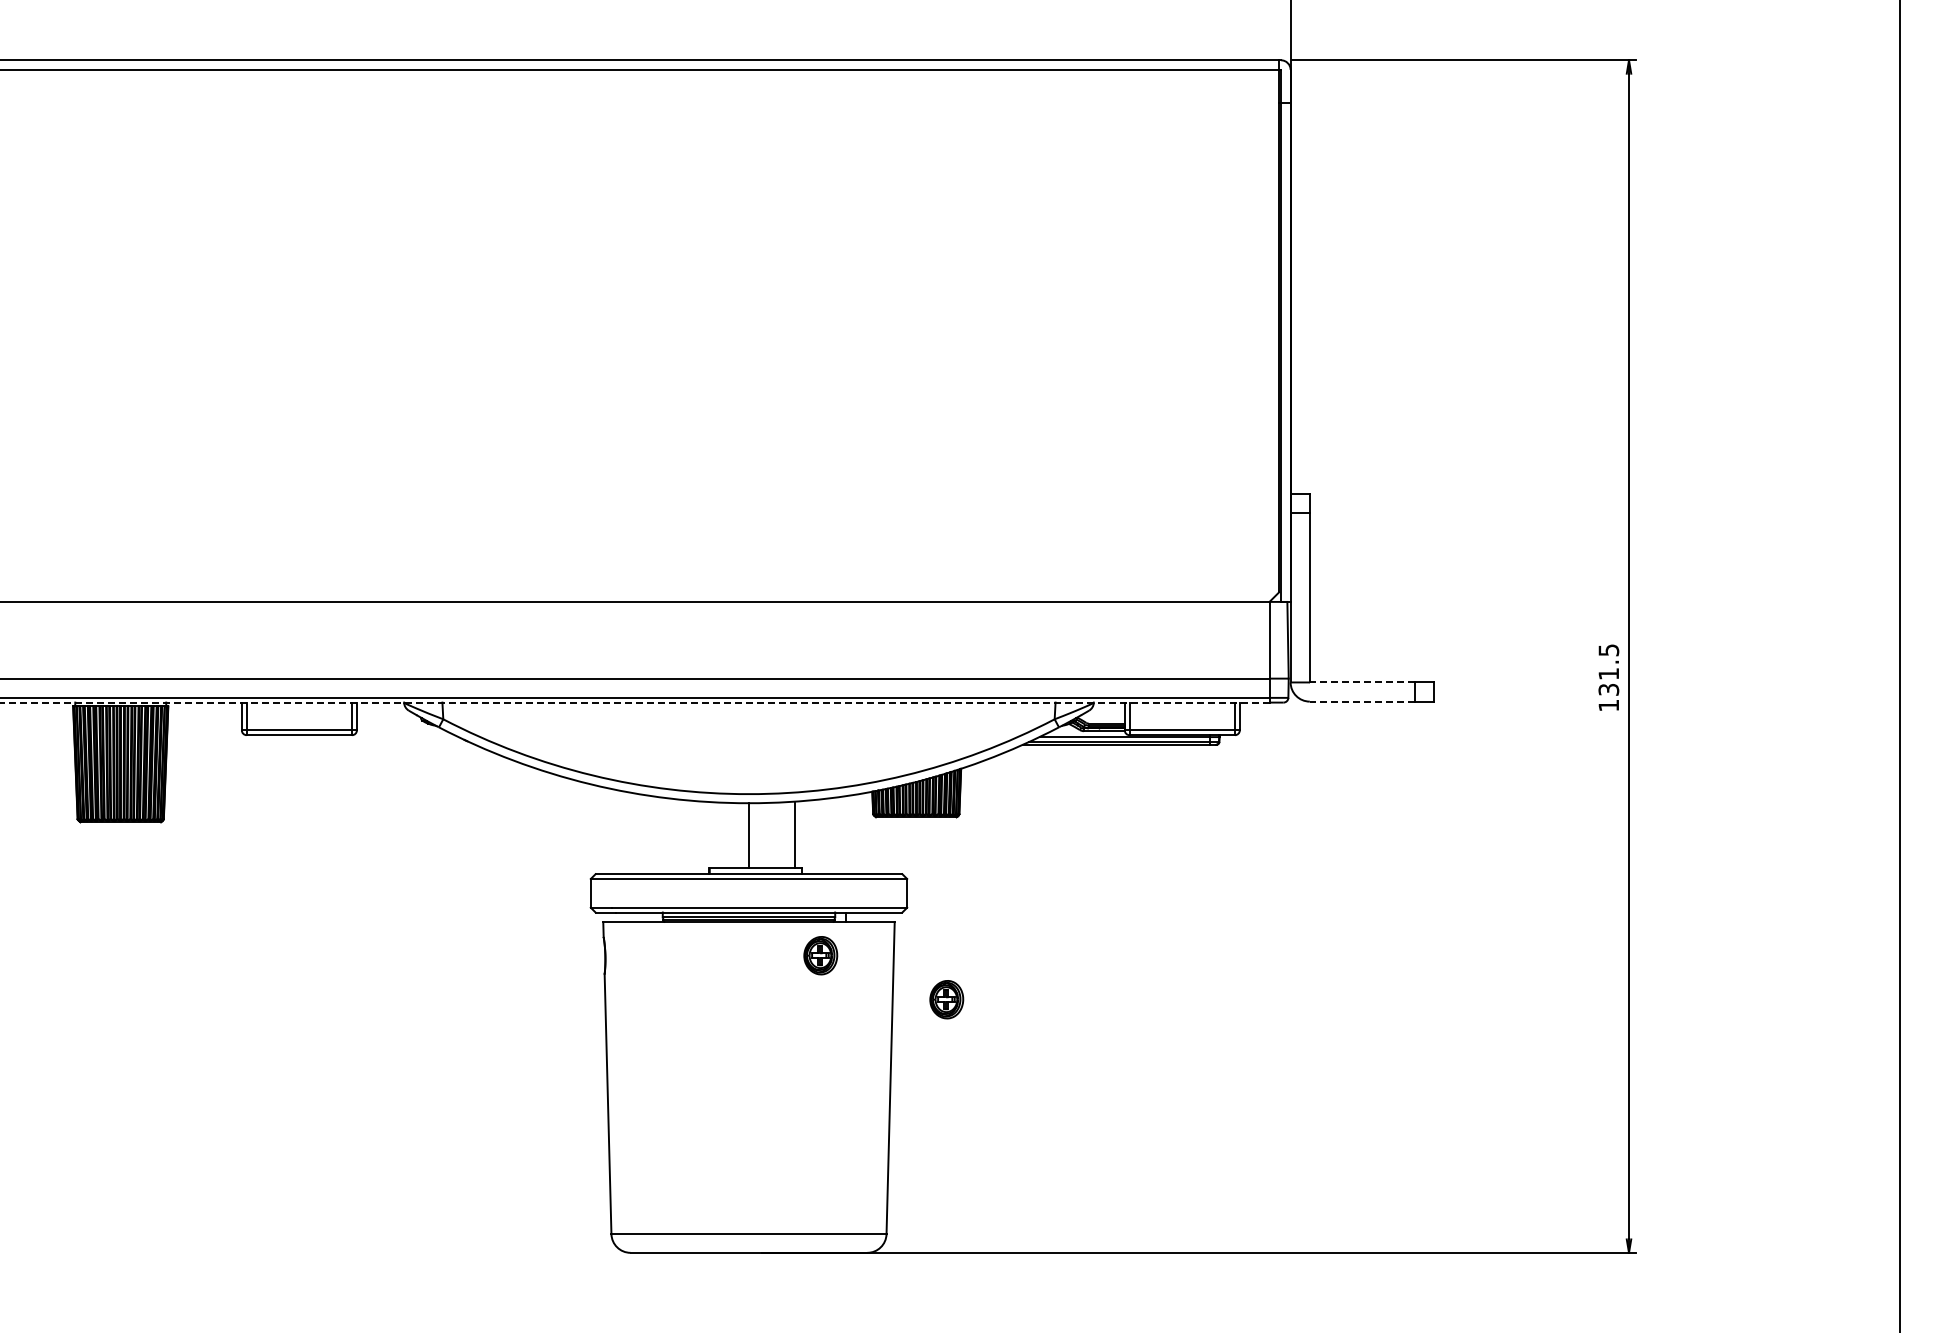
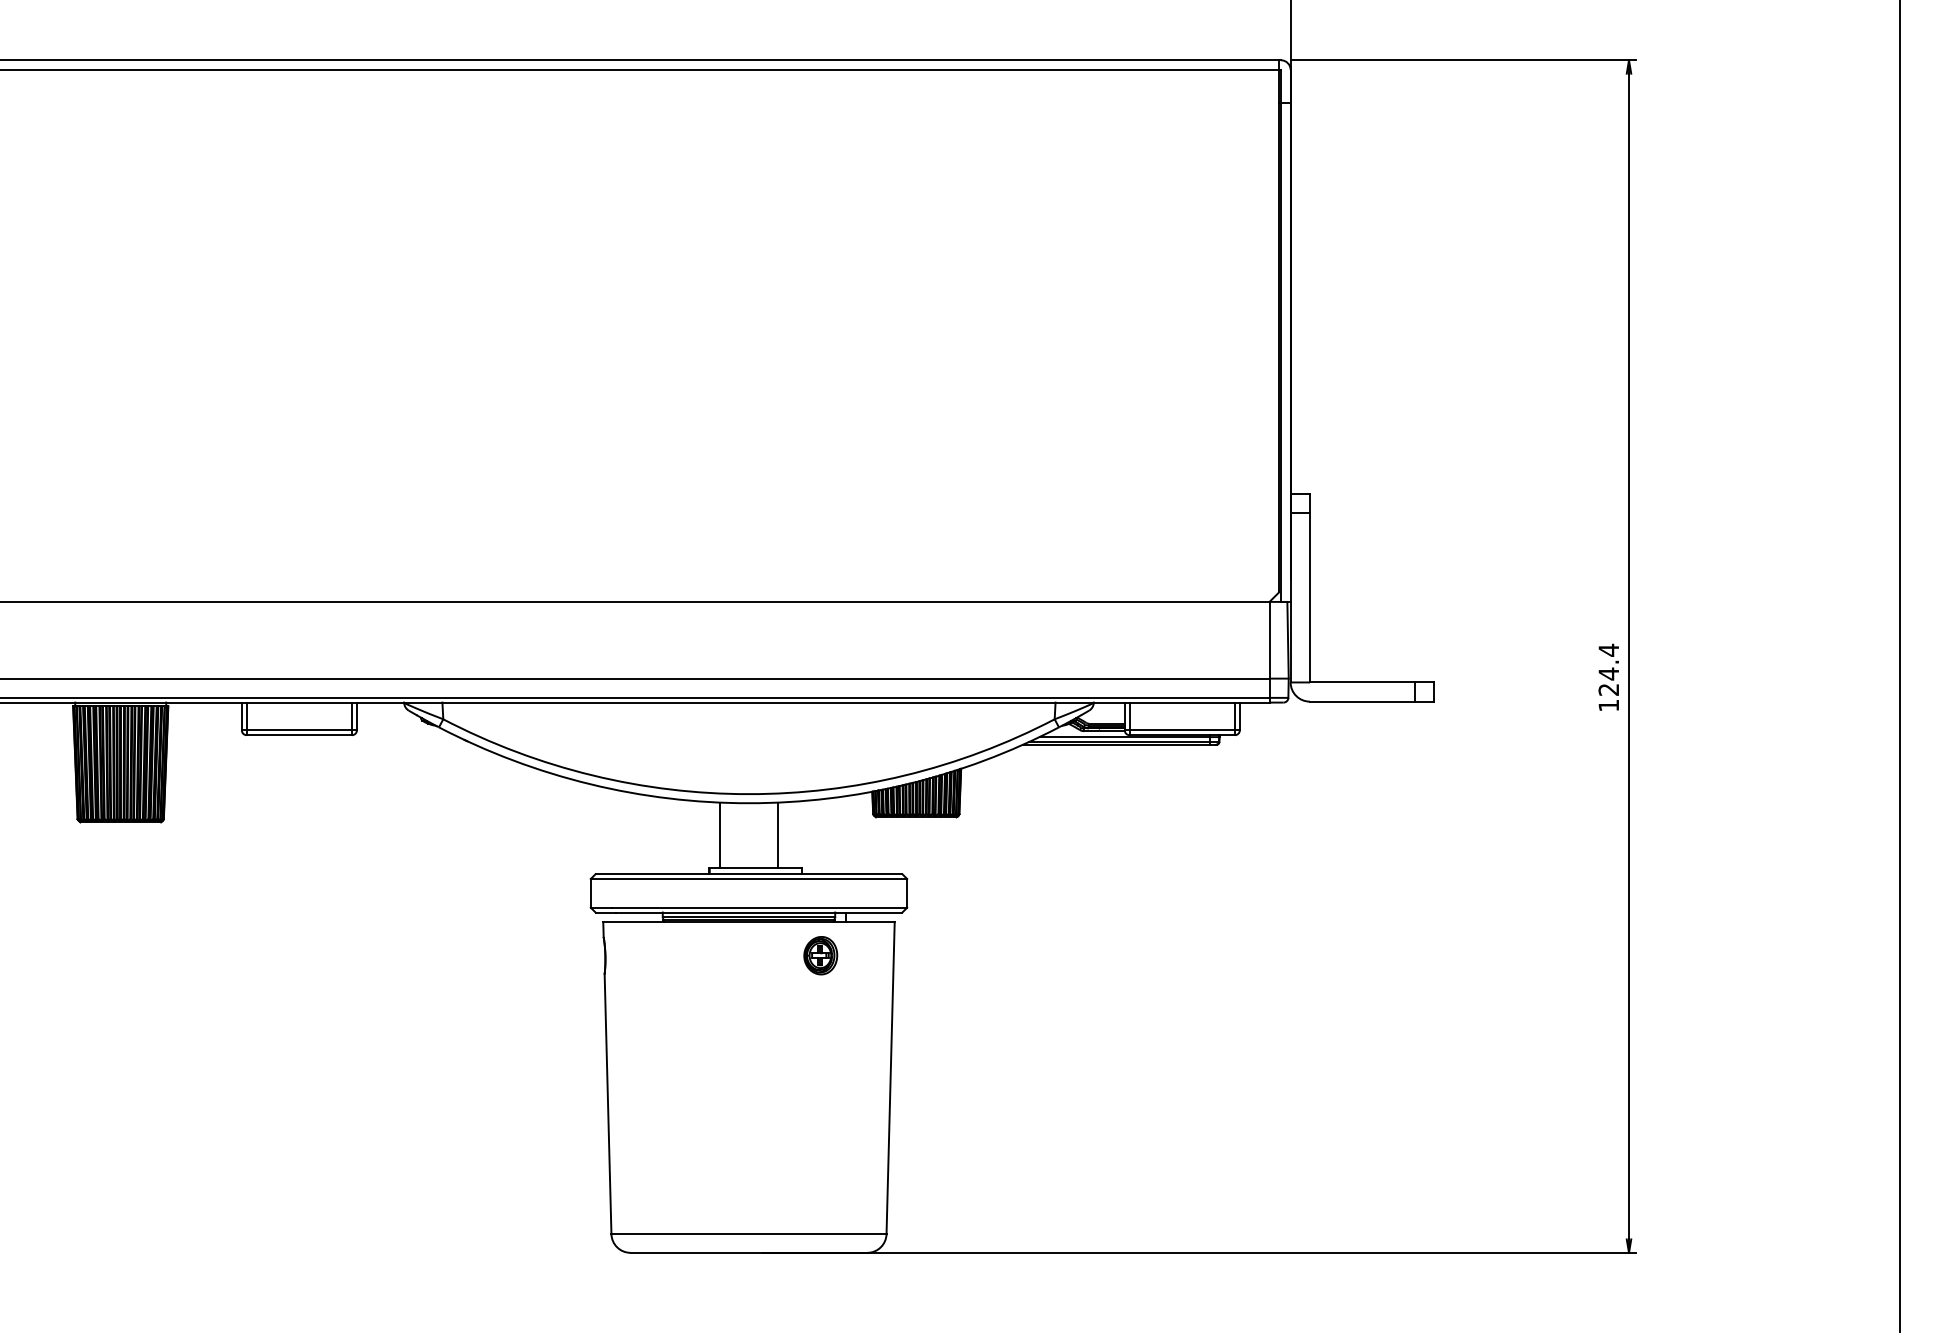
text: 131.5 -> 124.4 (1608, 669)
line: dashed -> solid (1362, 682)
line: dashed -> solid (1362, 701)
line: dashed -> solid (634, 702)
line position: (749, 835) -> (720, 835) (720, 835)
line position: (794, 835) -> (777, 835) (777, 835)
part: present -> none (946, 999)
